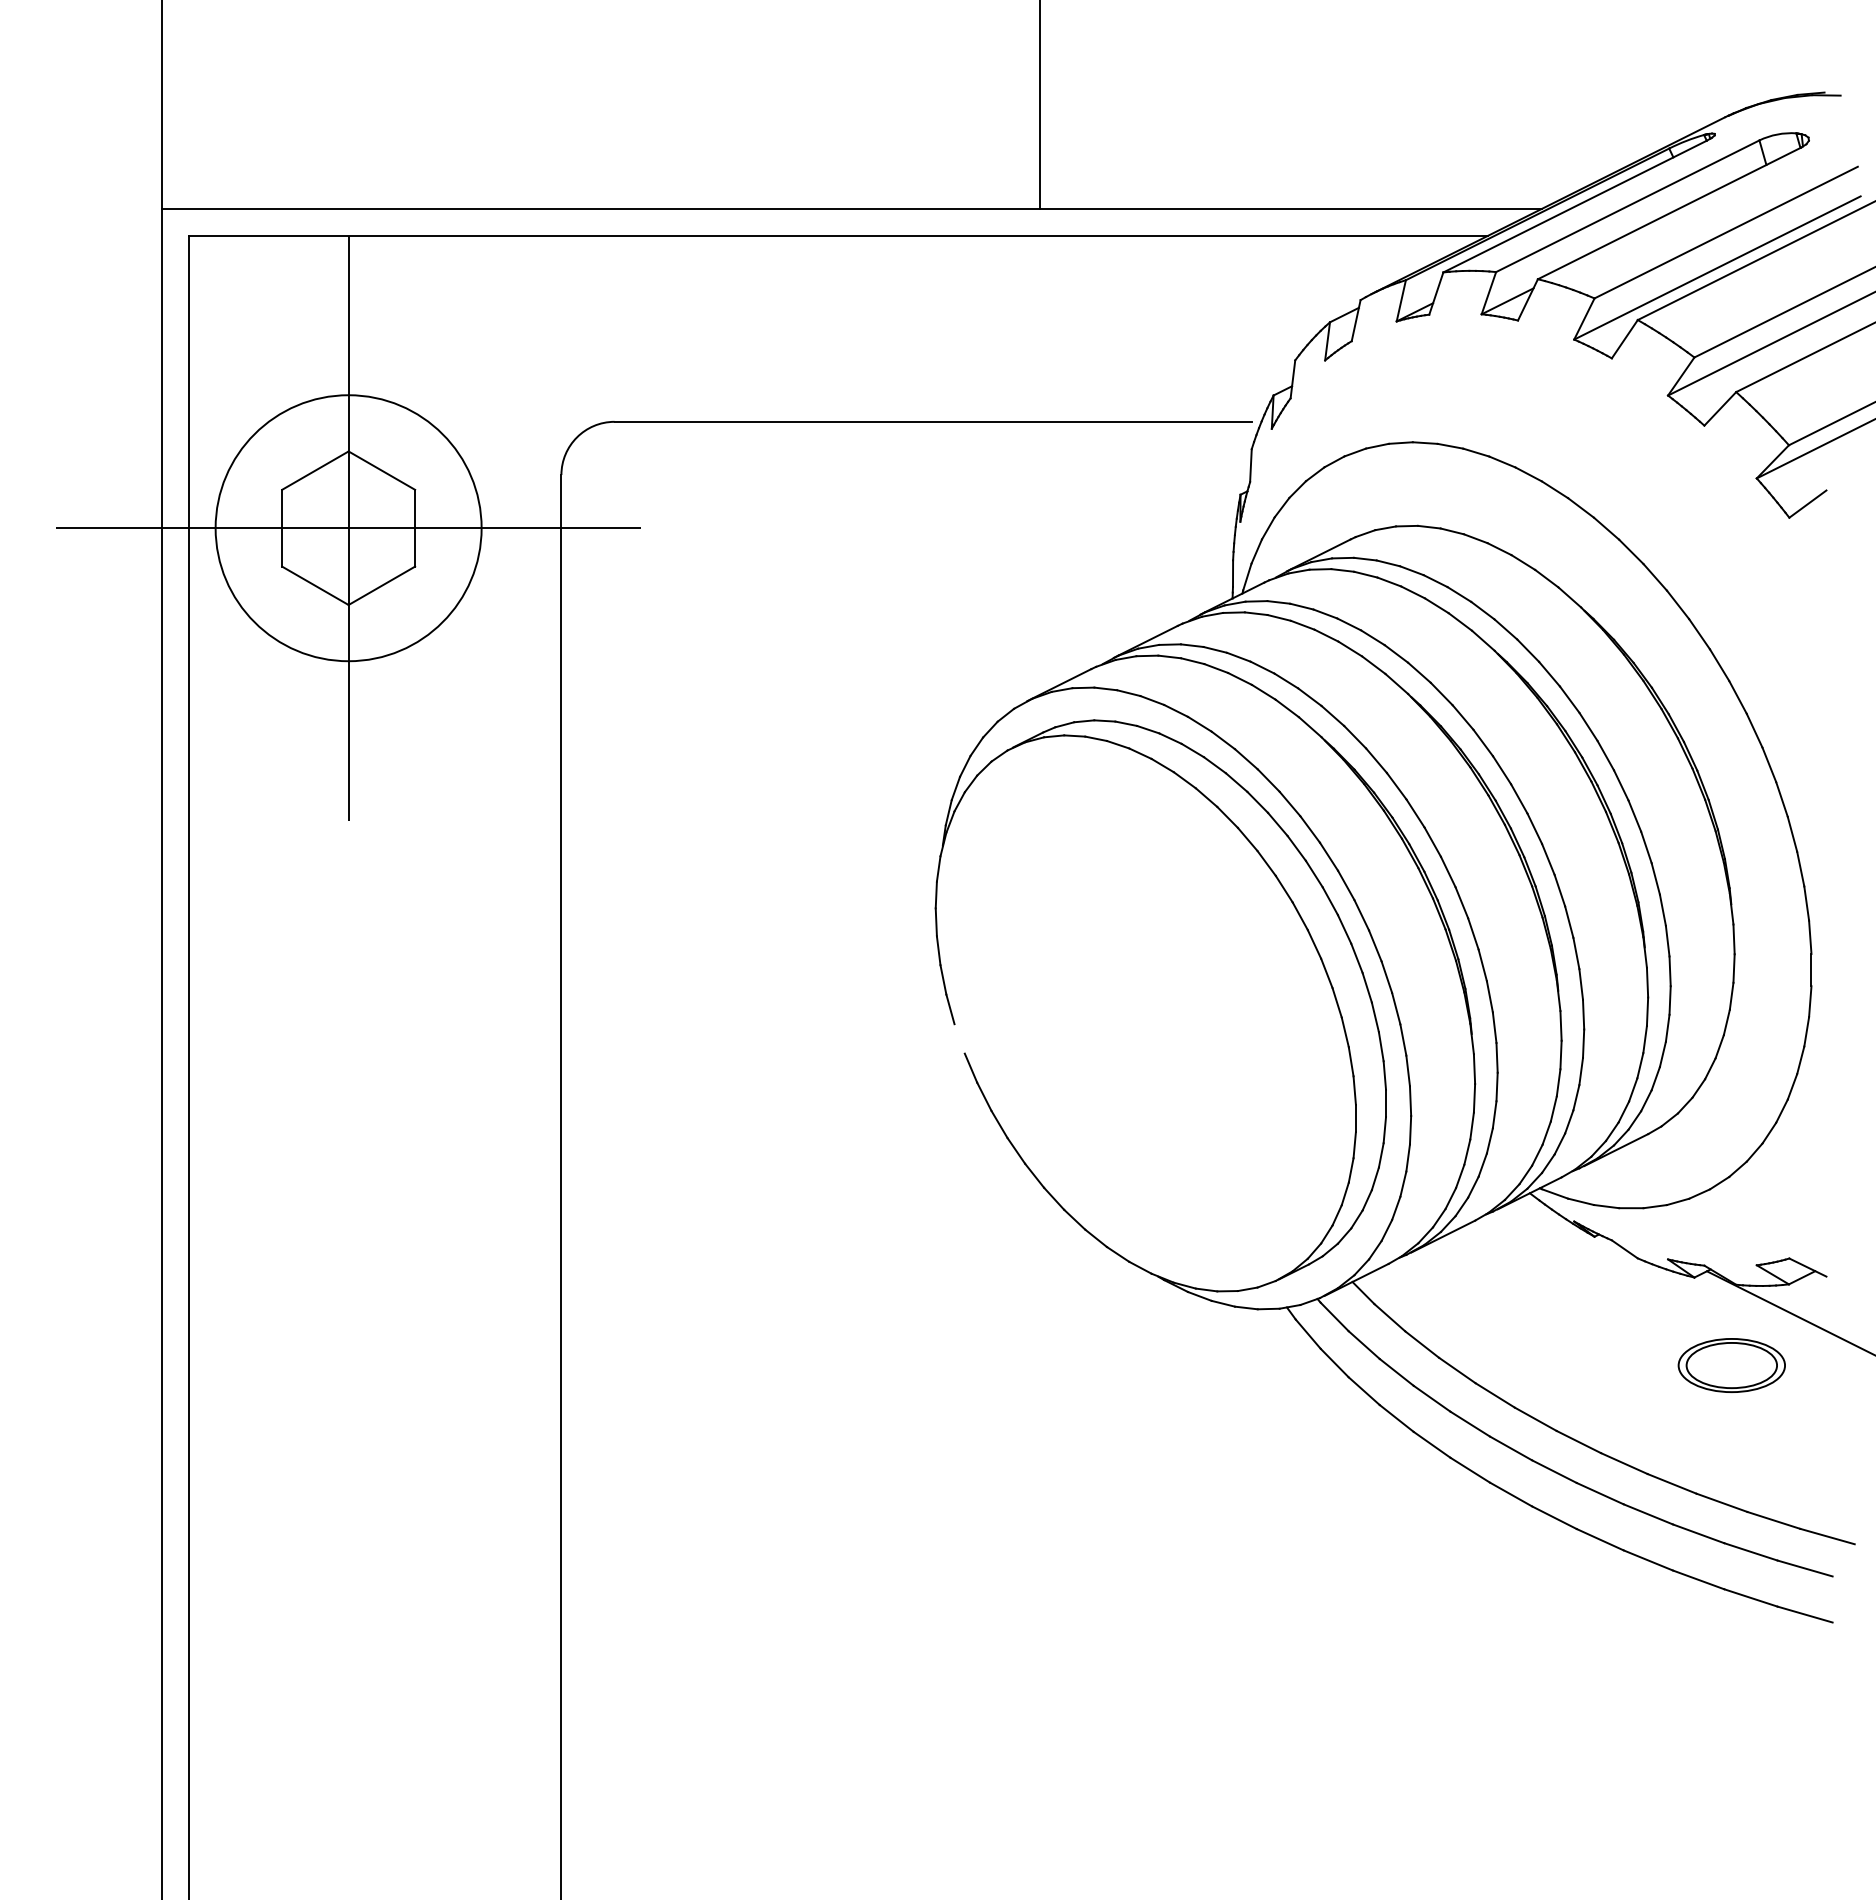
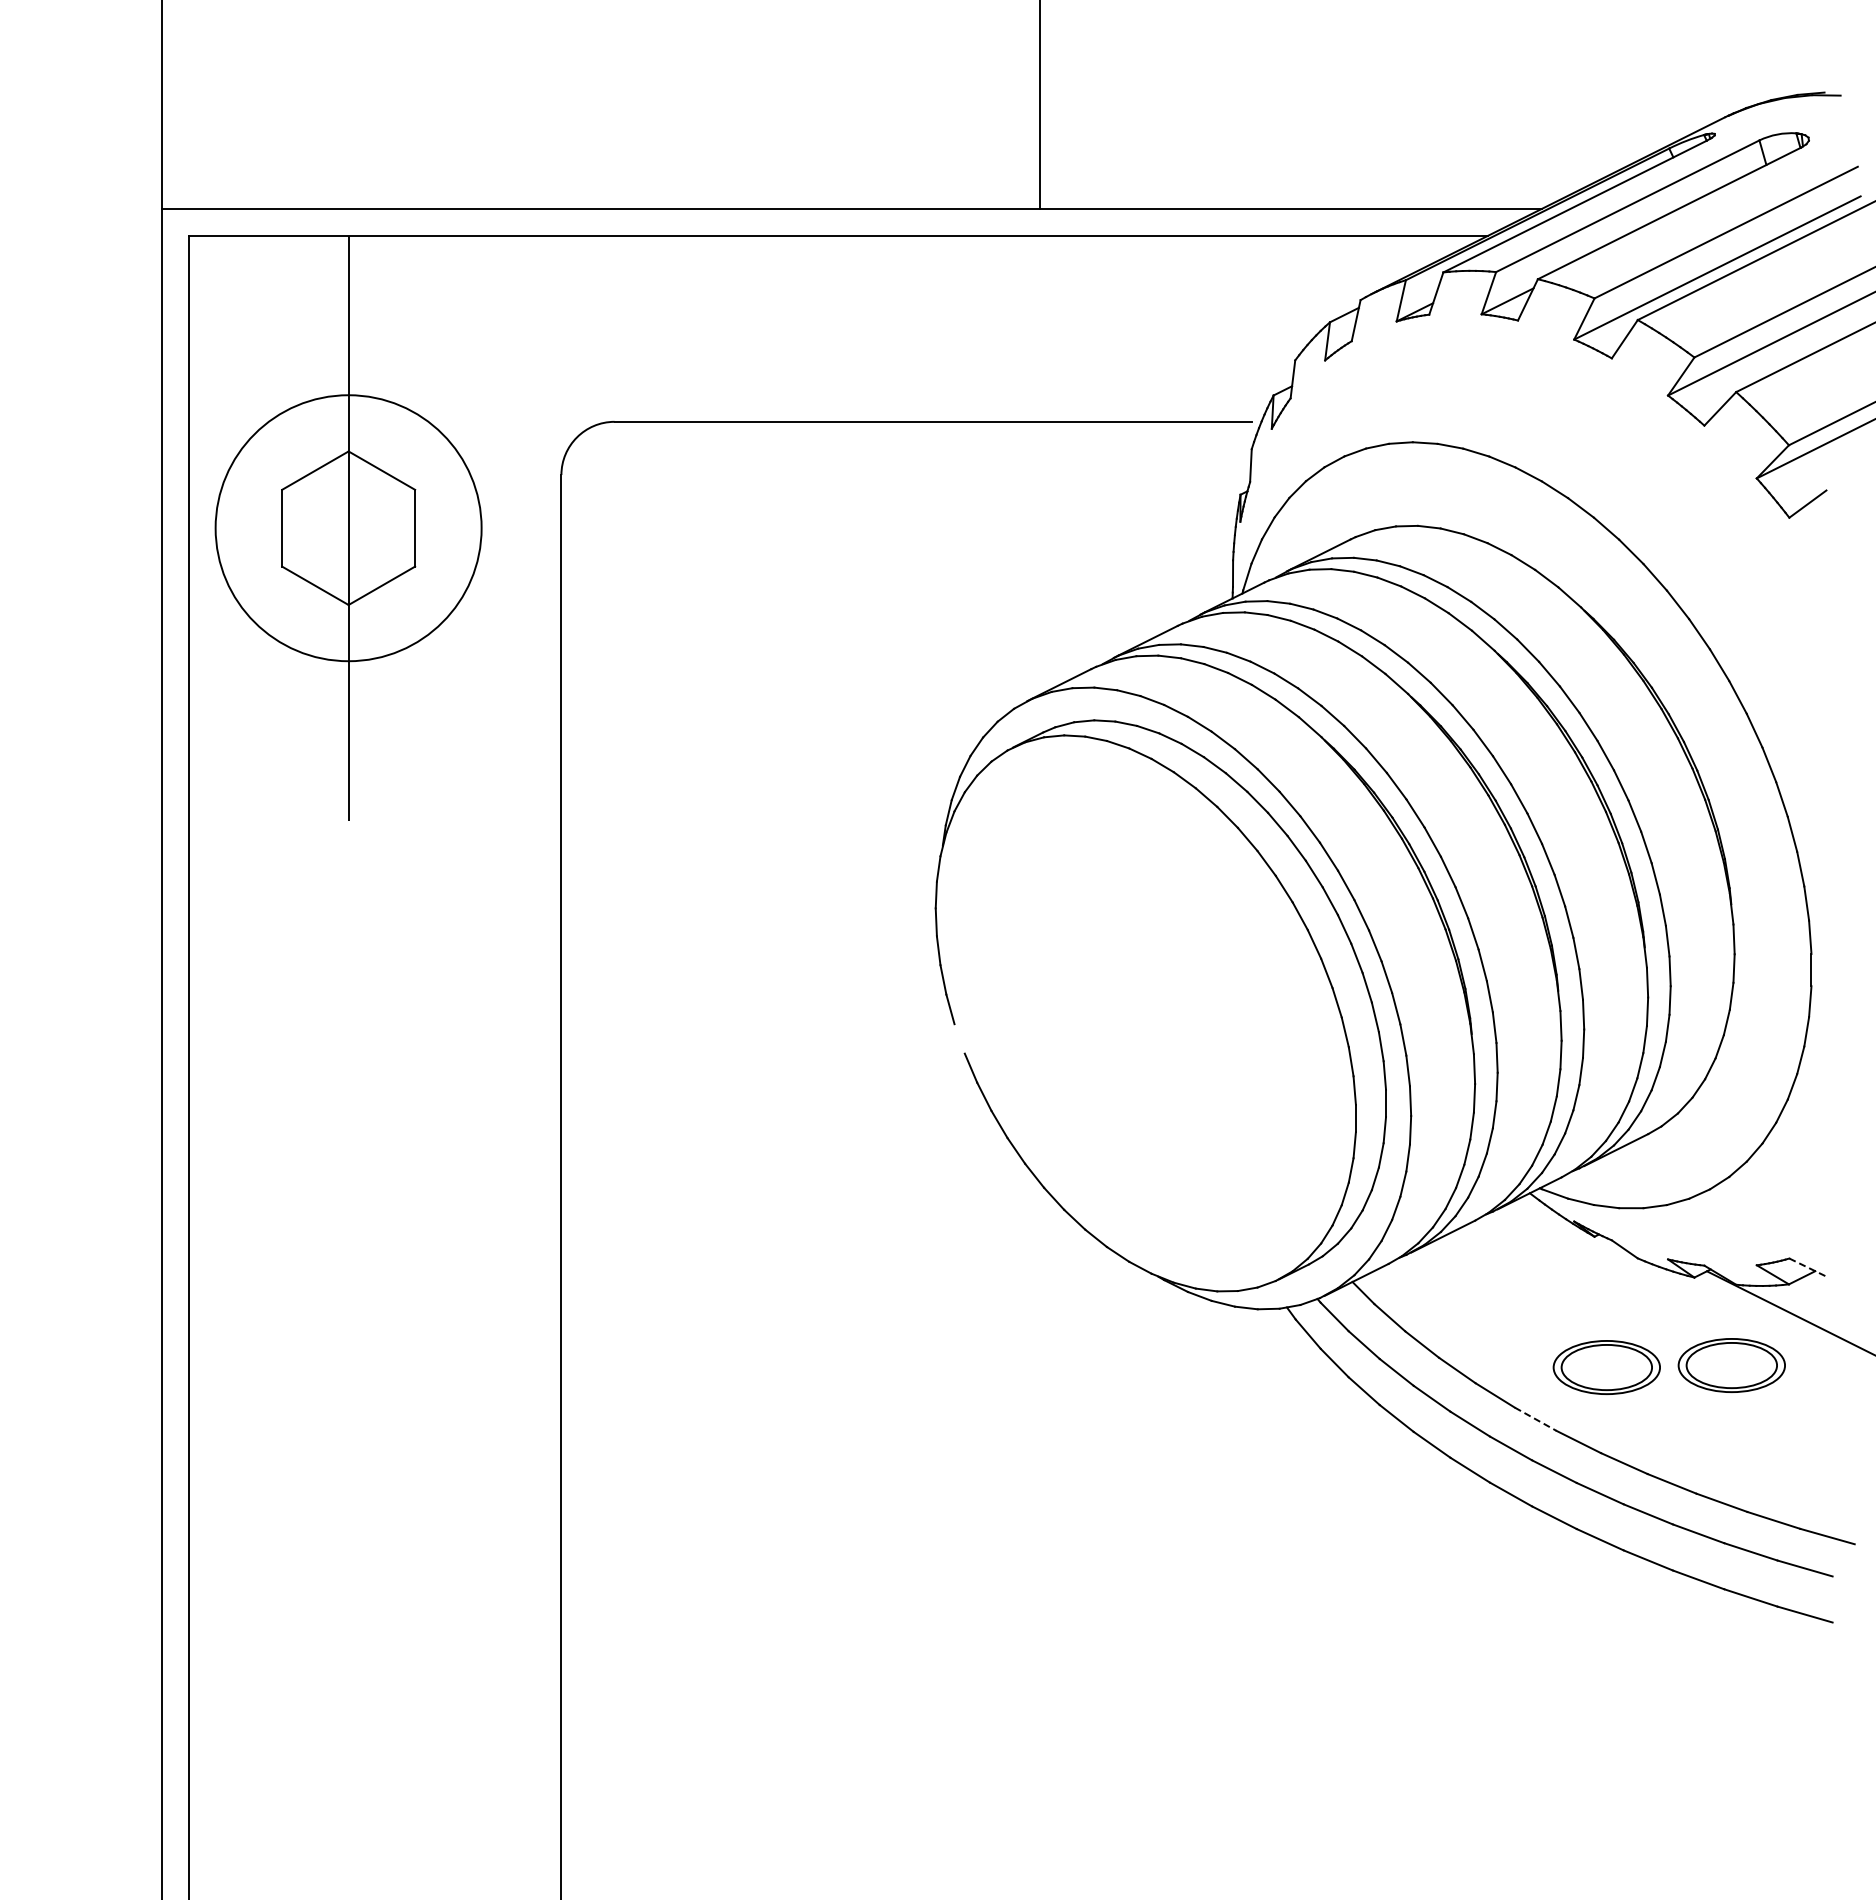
line: present -> none (348, 528)
line: solid -> dashed (1807, 1267)
part: none -> present (1606, 1367)
line: solid -> dashed (1535, 1419)
